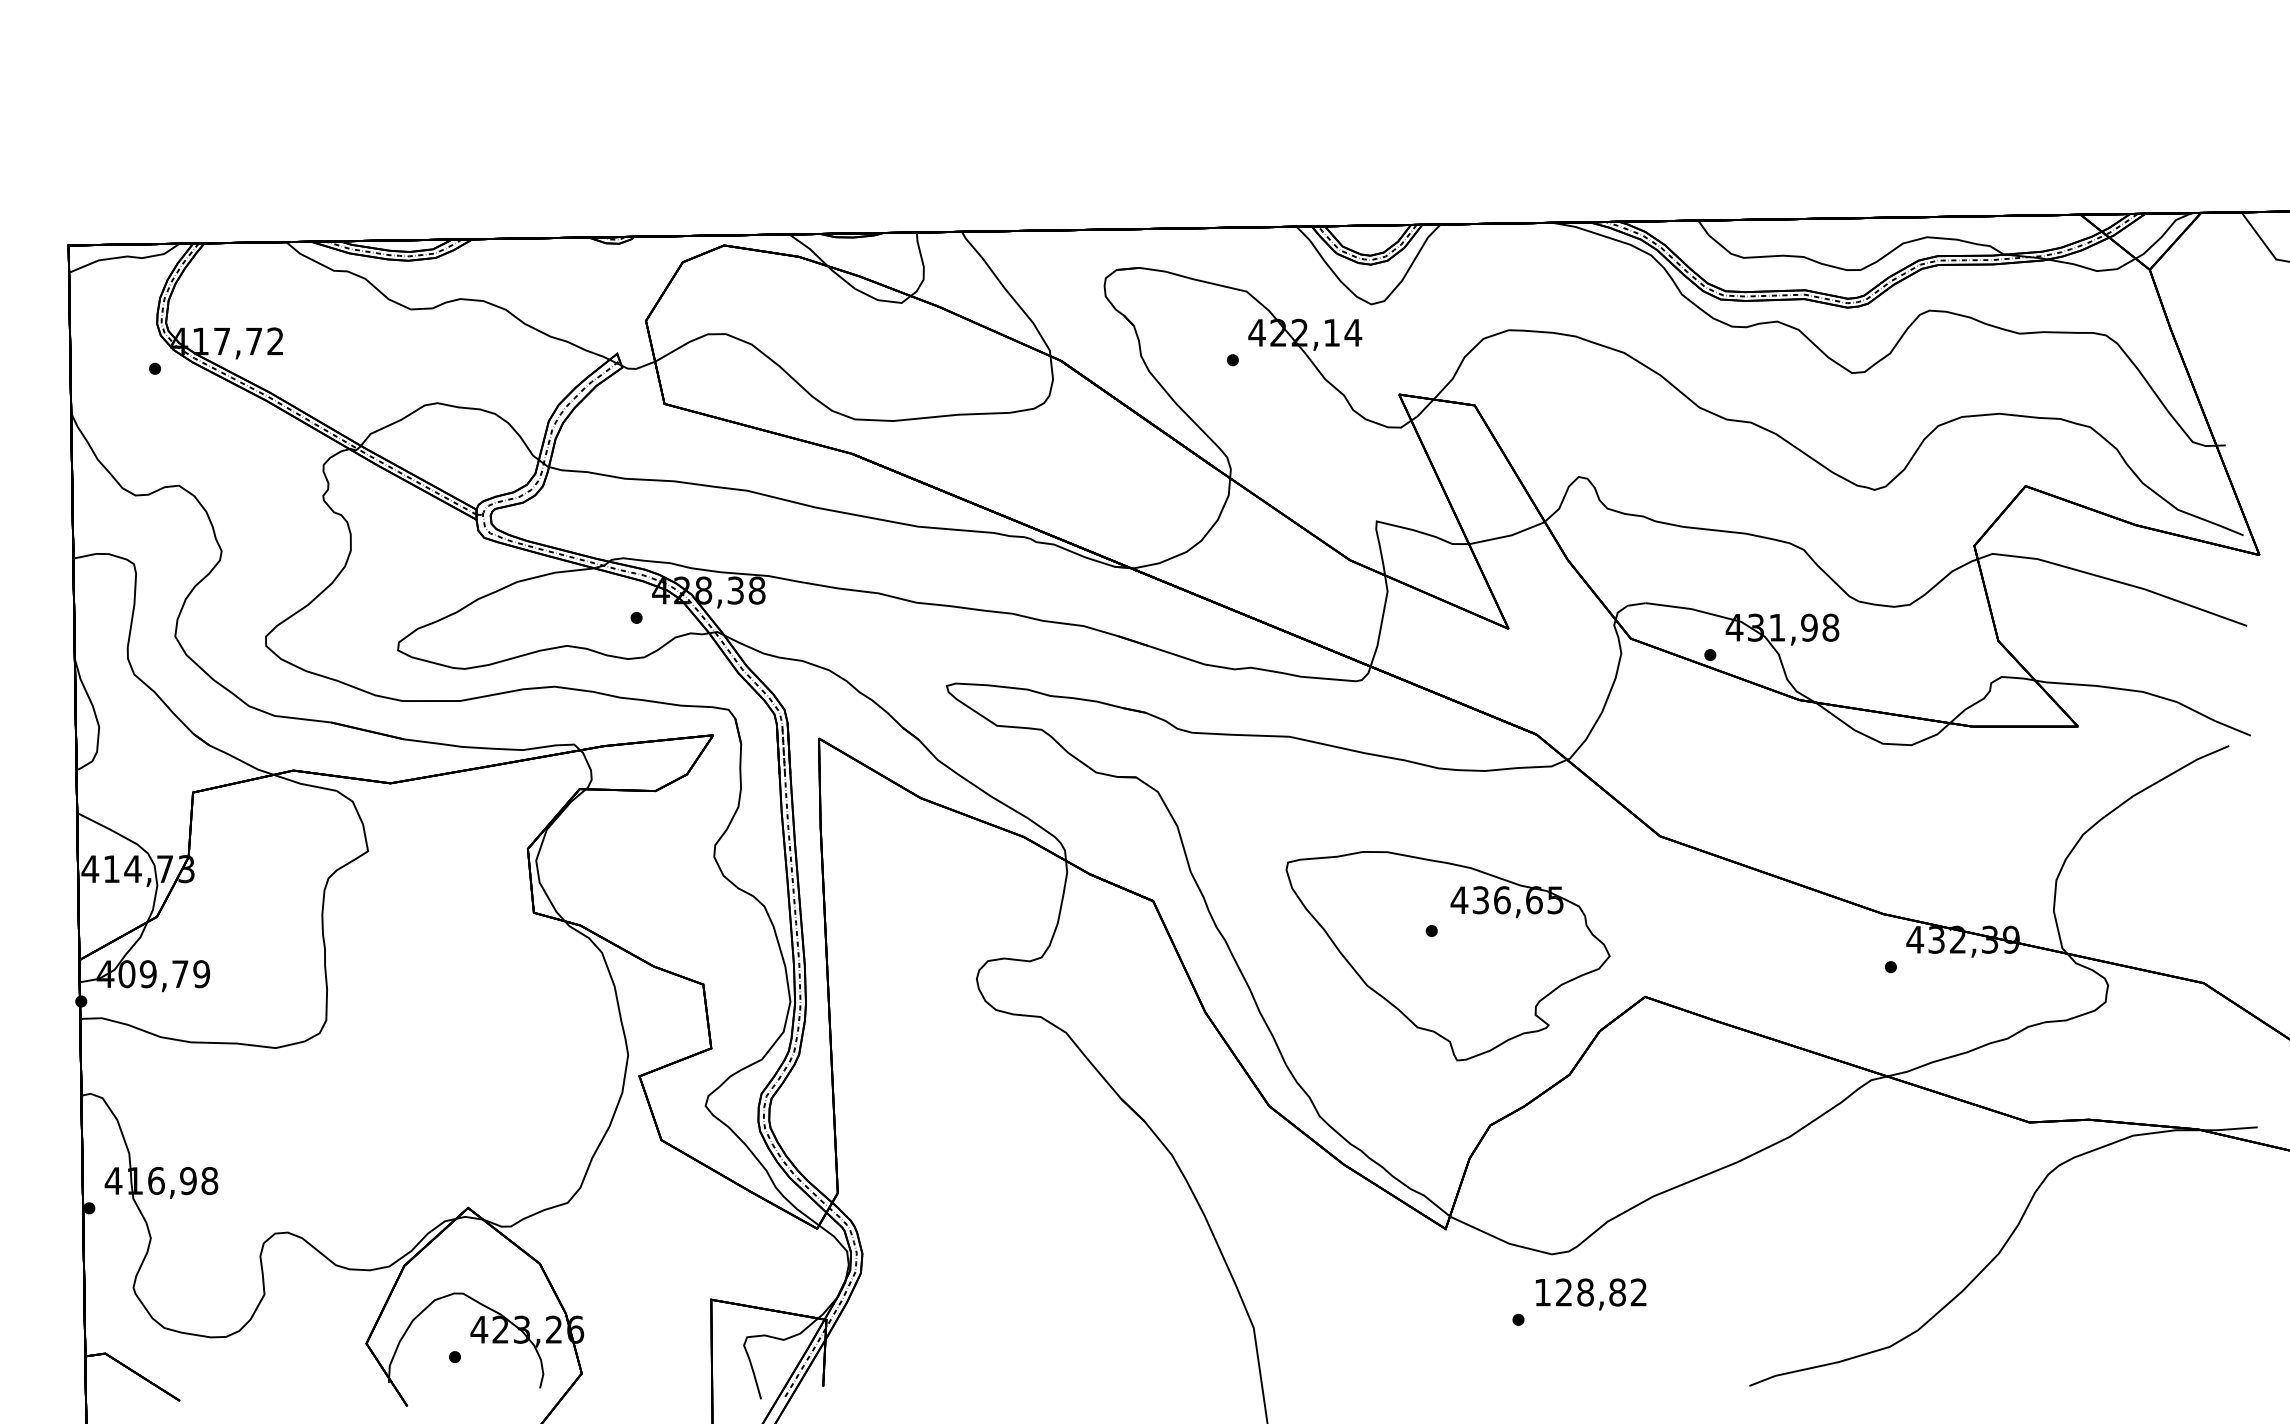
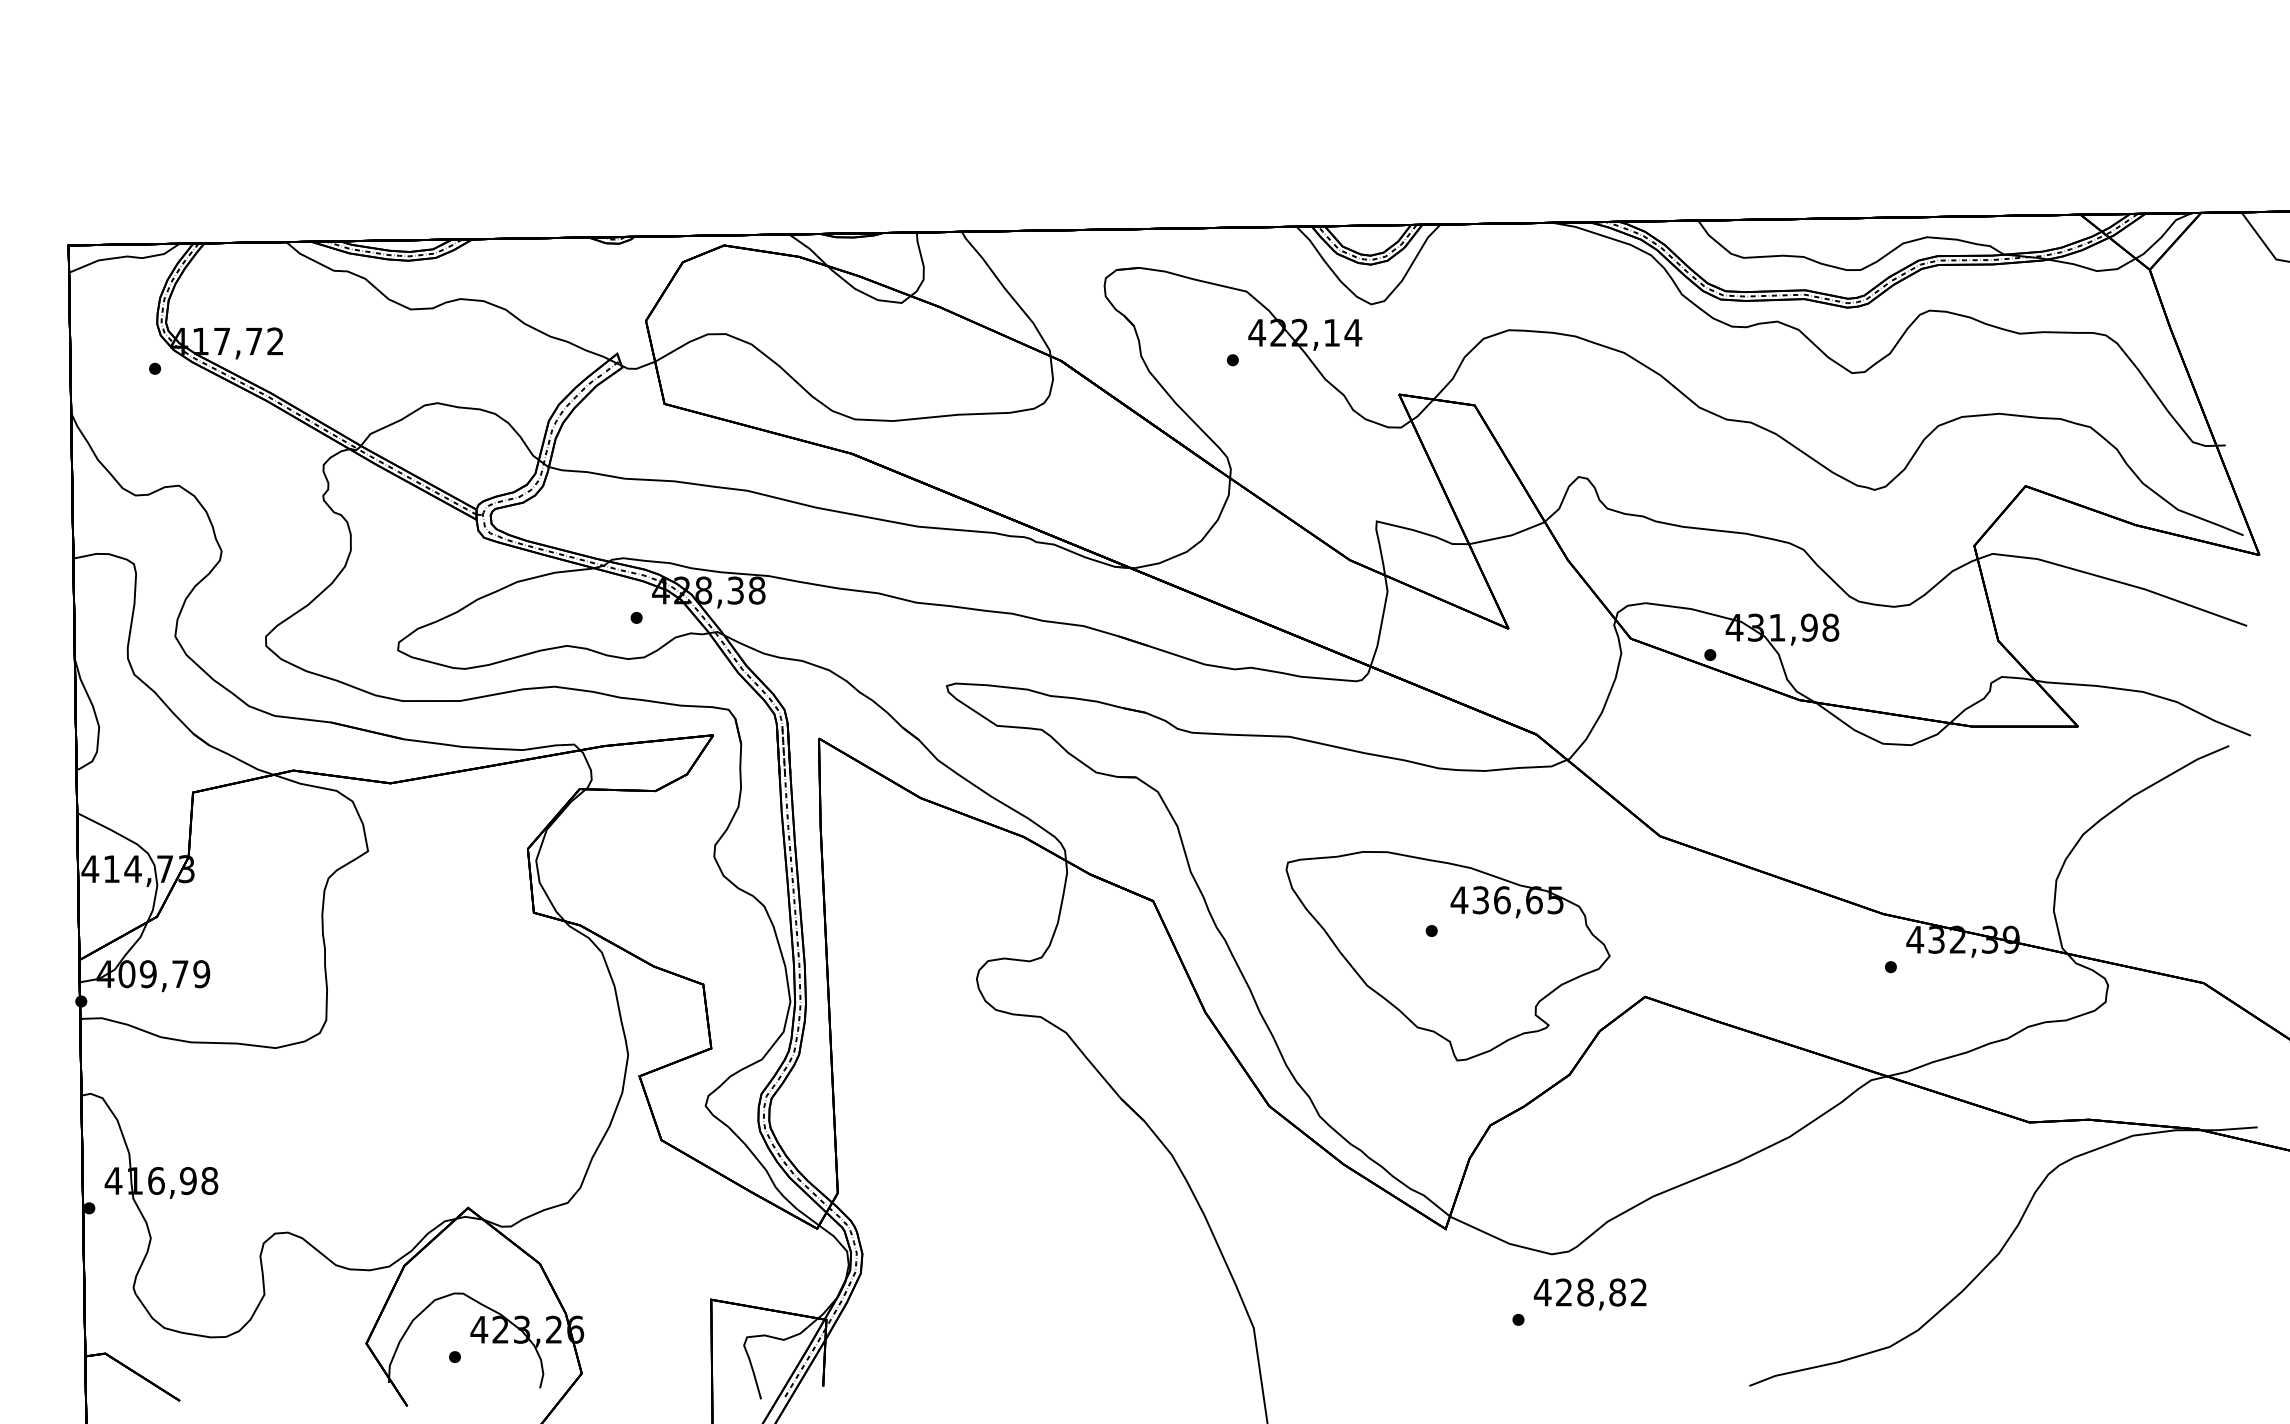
text: 128,82 -> 428,82 (1542, 1292)
